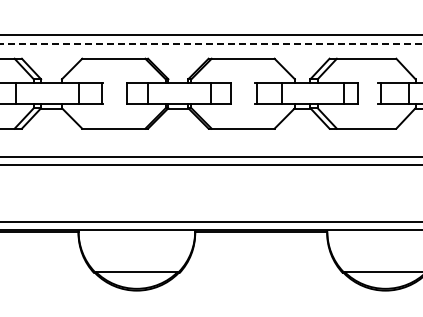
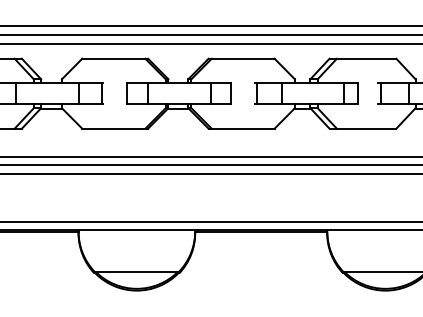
line: none -> present (210, 26)
line: dashed -> solid (211, 43)
line: none -> present (210, 173)
